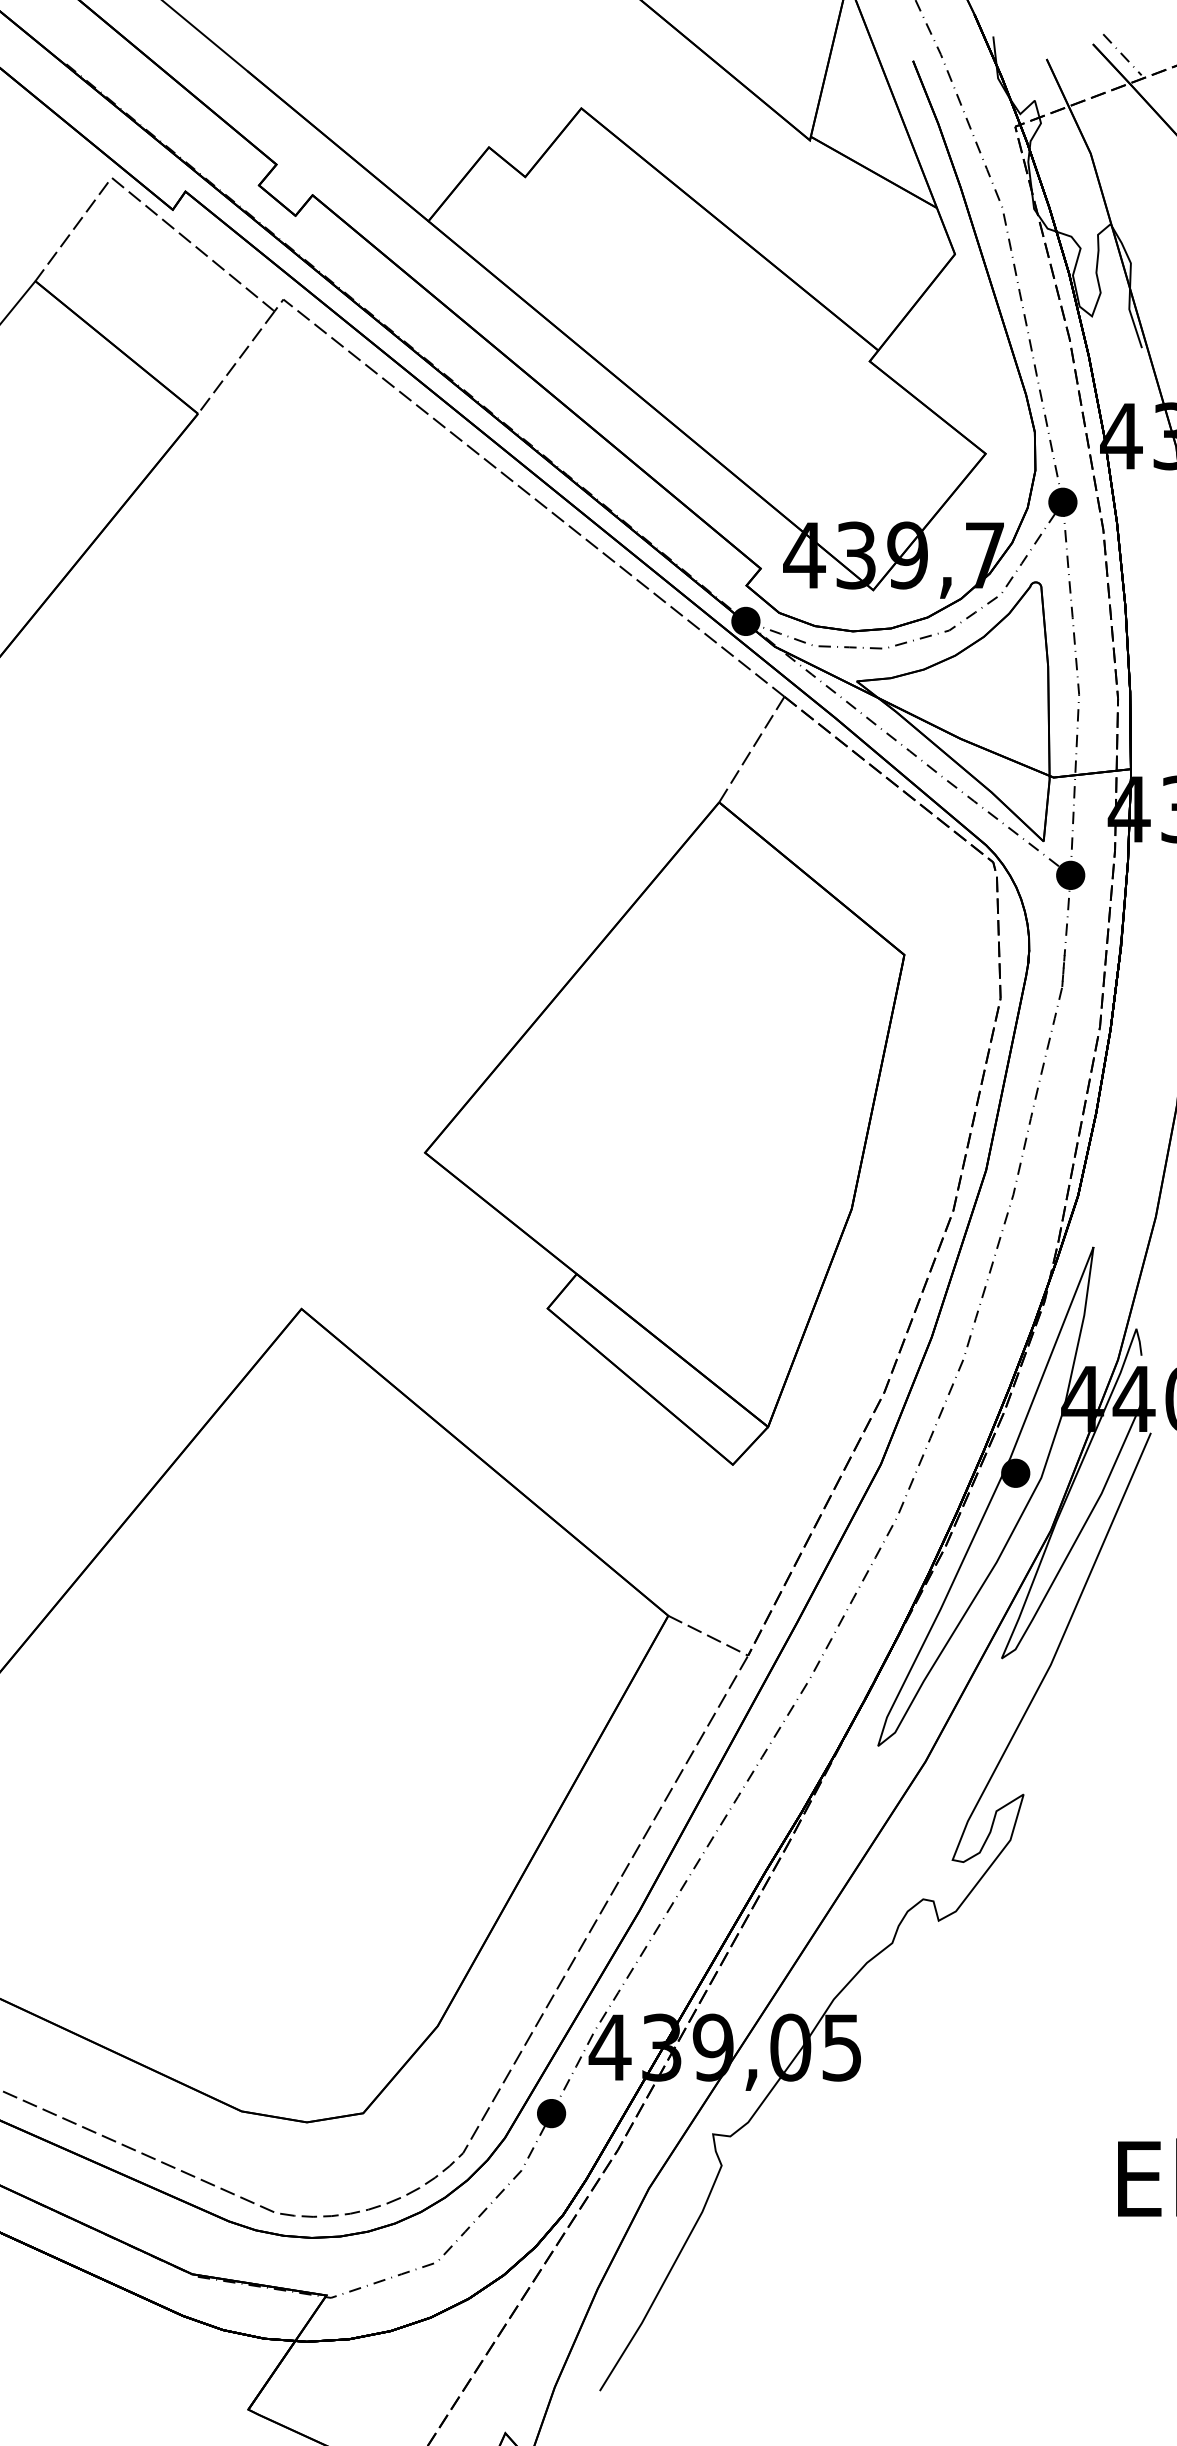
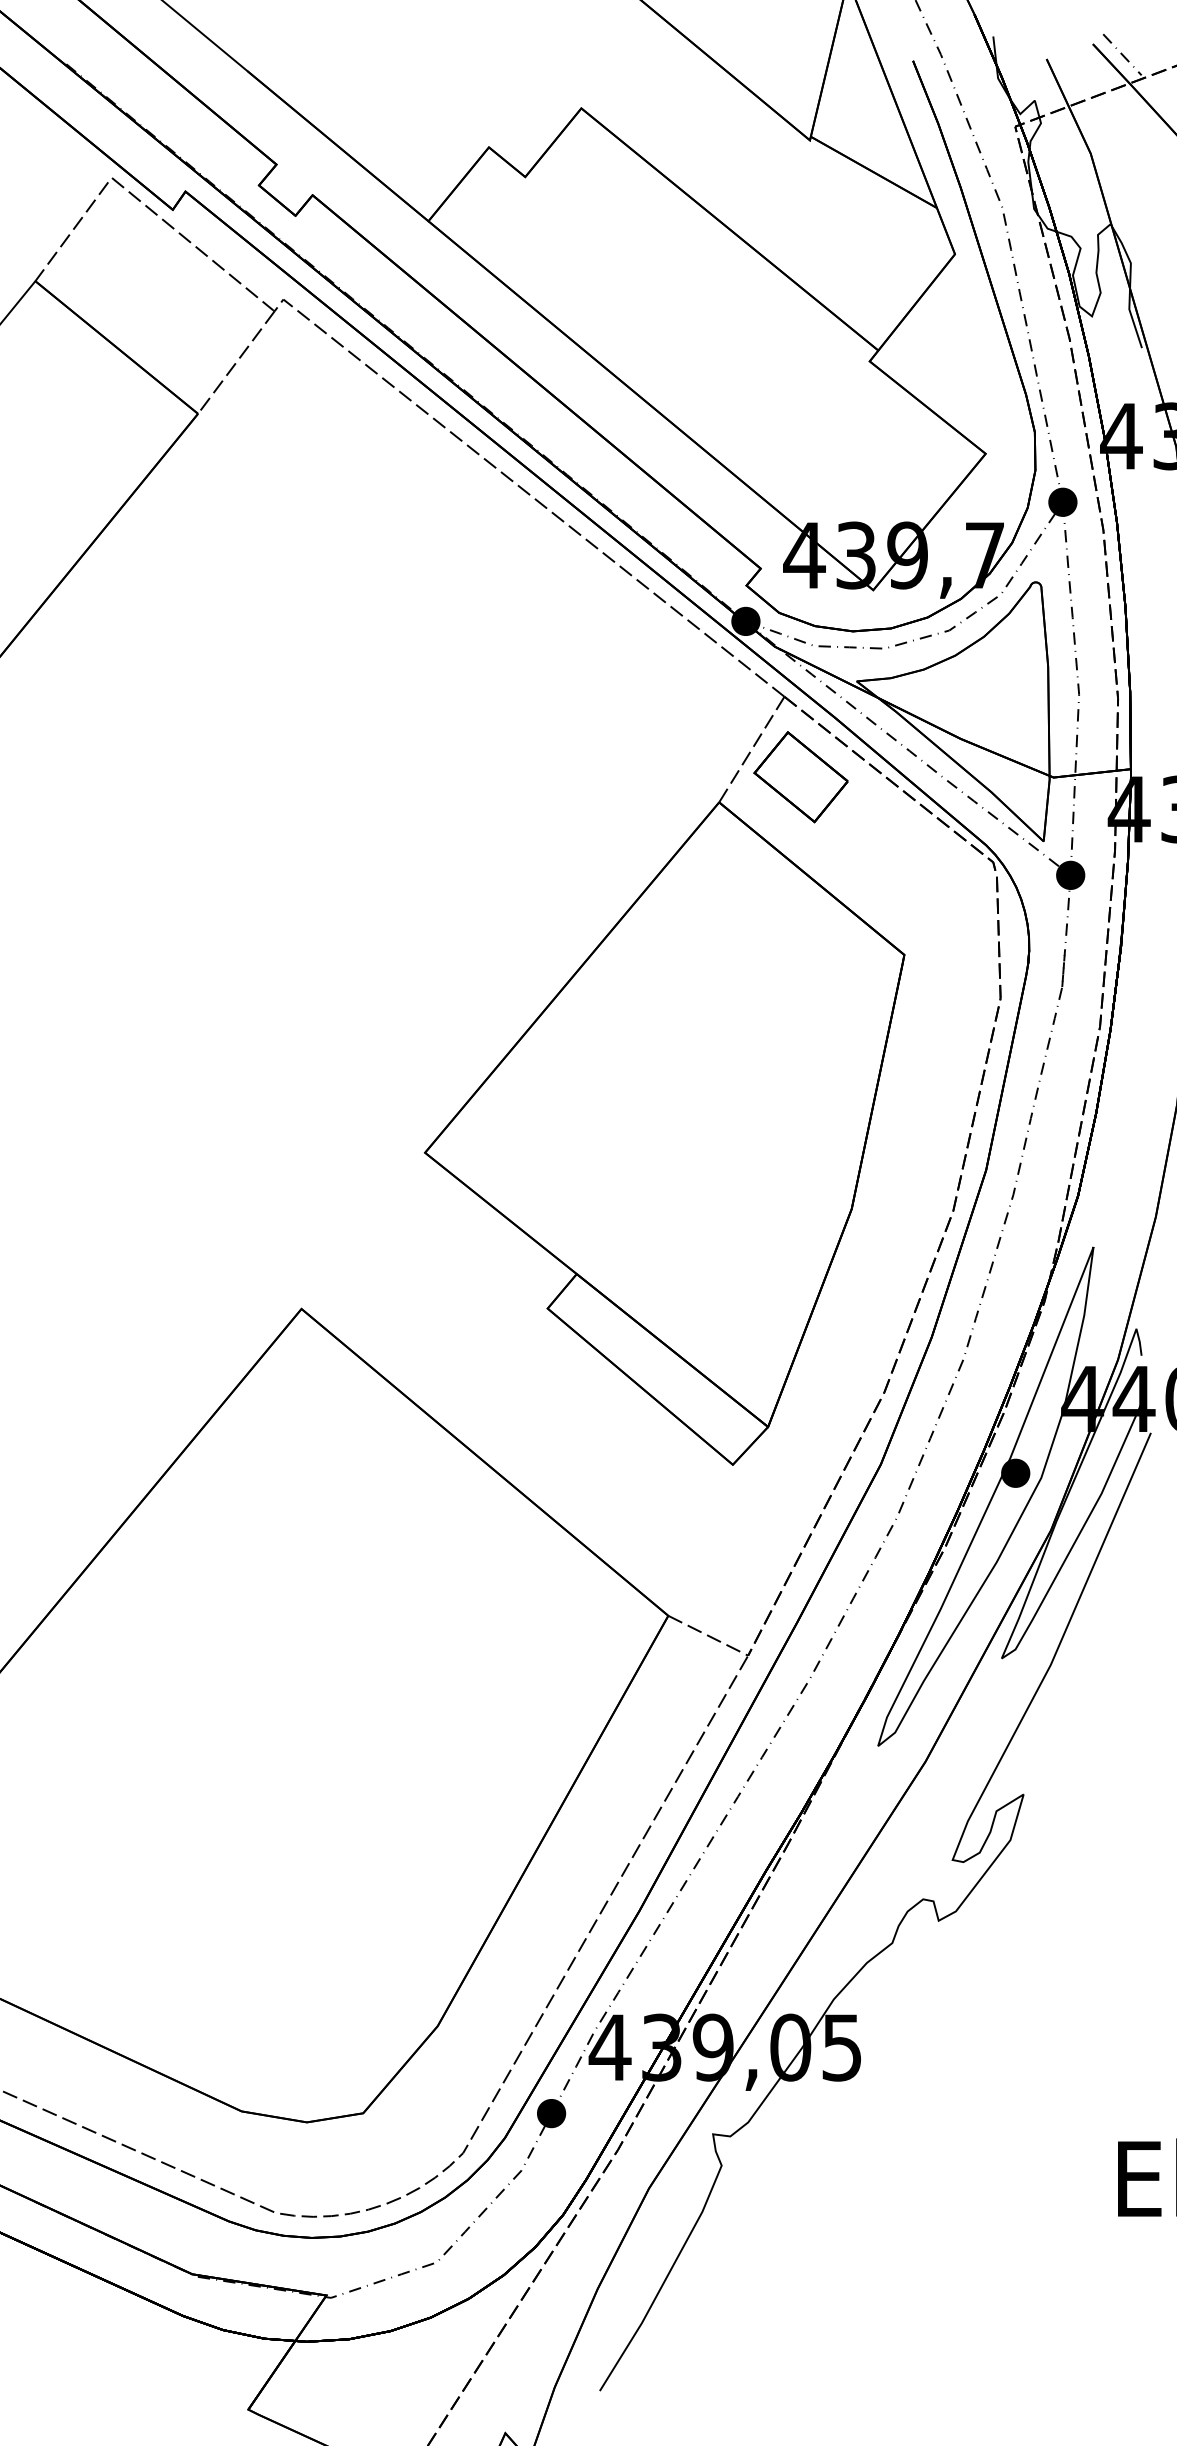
part: none -> present (800, 777)
